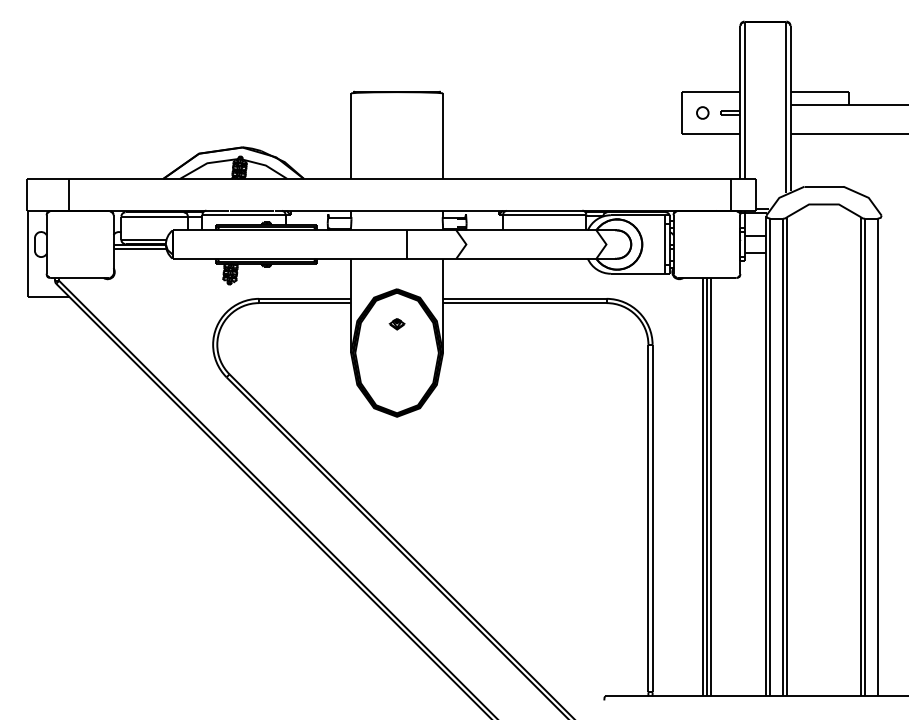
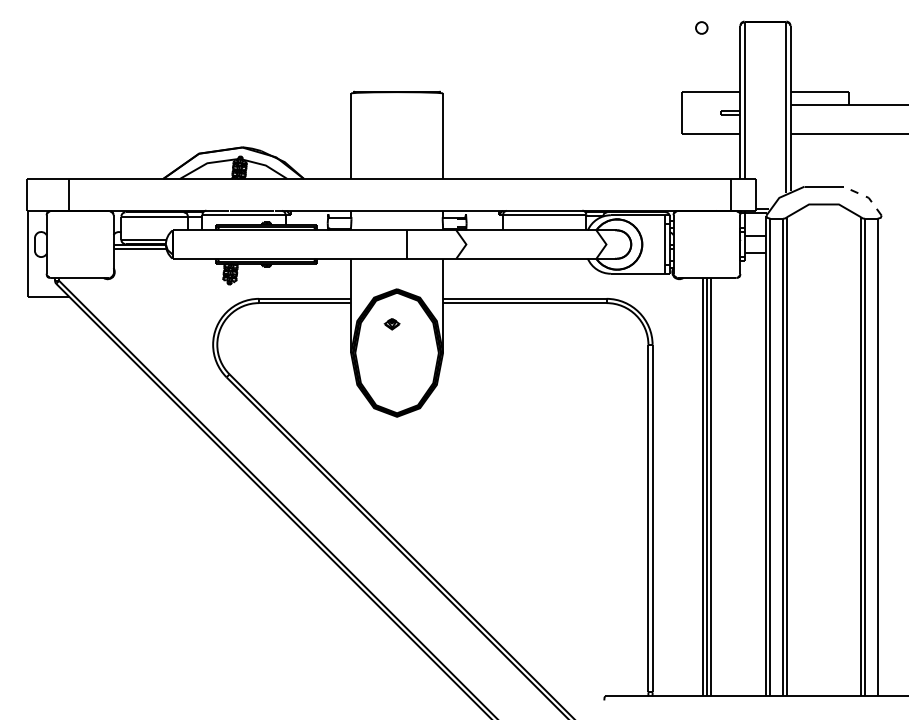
part position: (702, 112) -> (701, 27) (701, 27)
line: solid -> dashed (866, 197)
part position: (396, 324) -> (391, 324) (391, 324)
